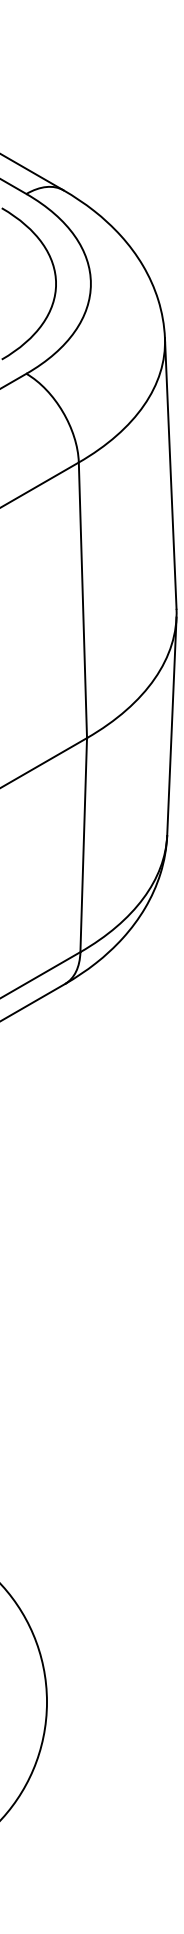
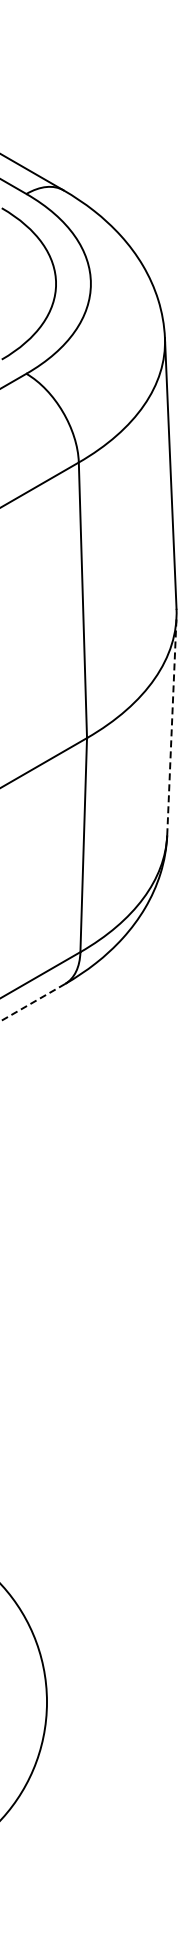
line: solid -> dashed (171, 726)
line: solid -> dashed (32, 1002)
